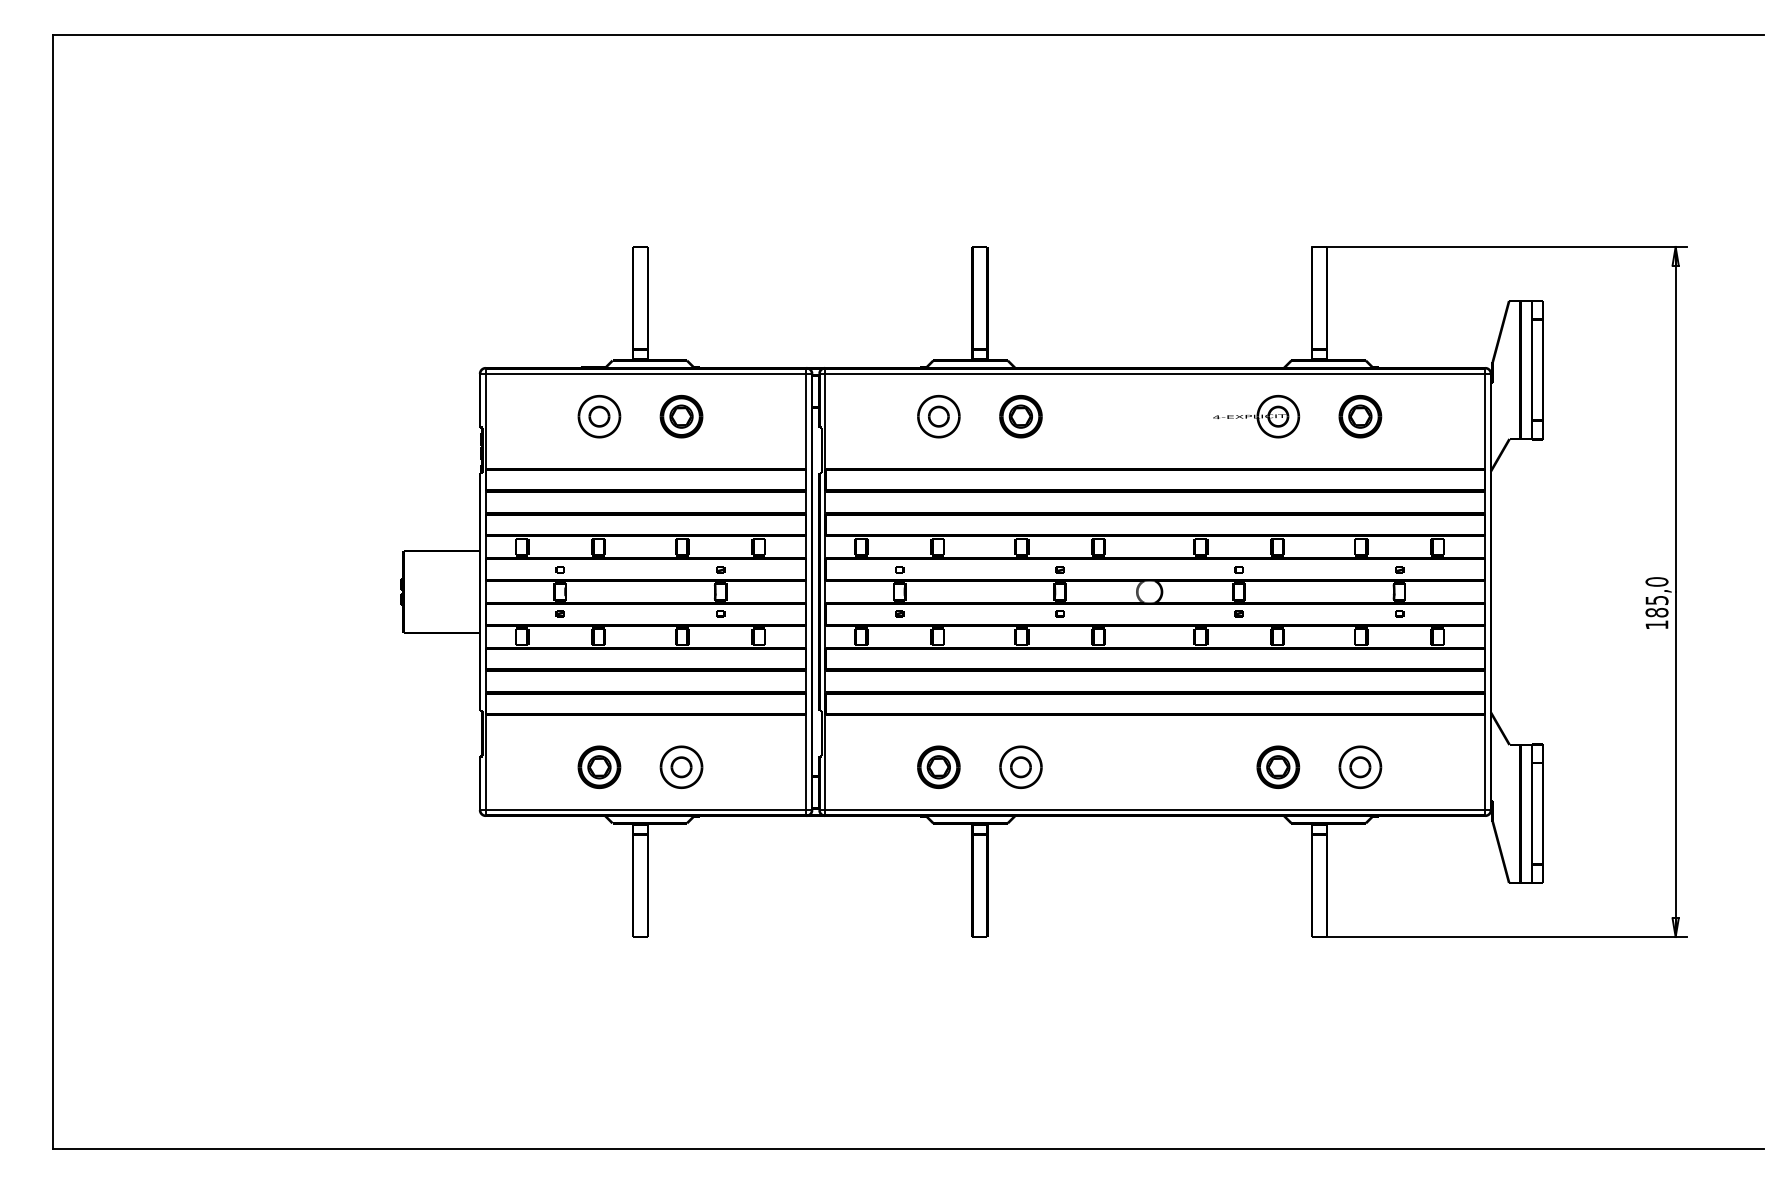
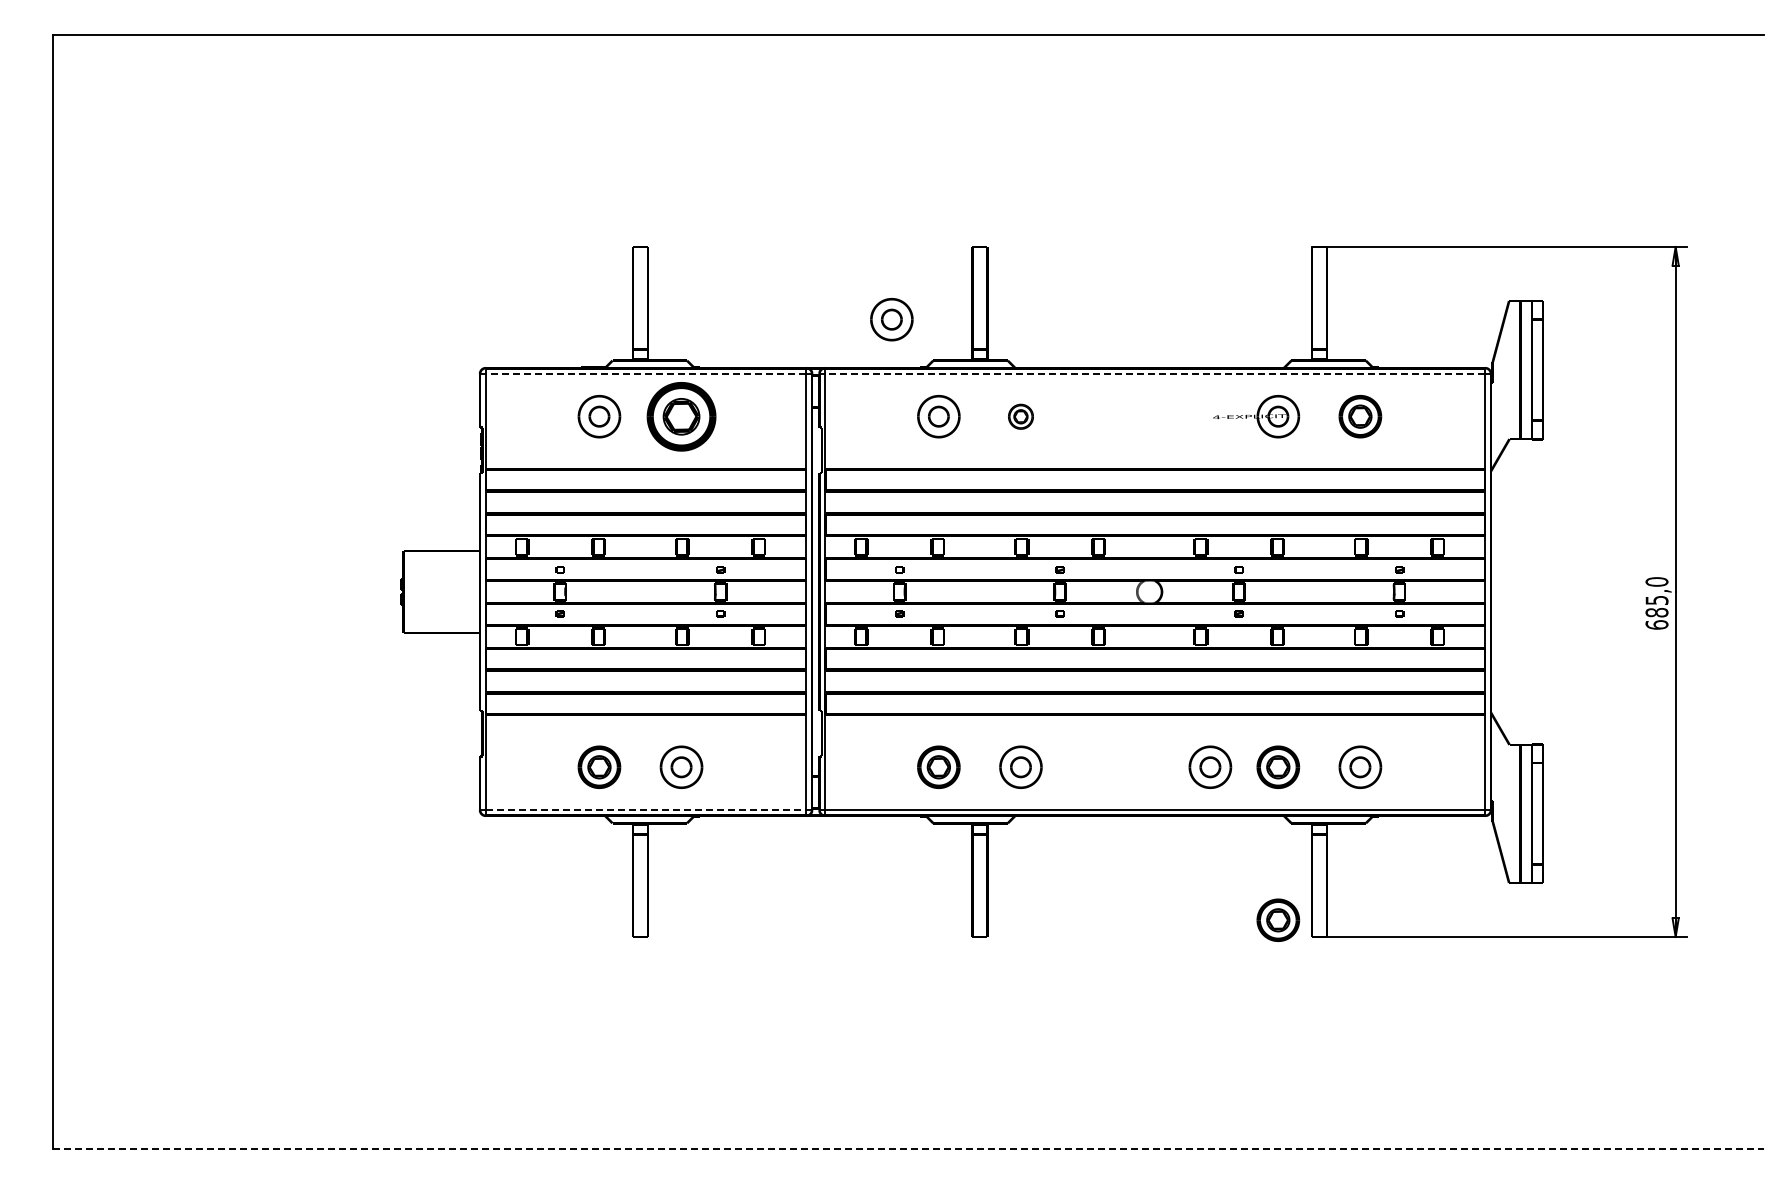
part: none -> present (891, 319)
line: solid -> dashed (645, 373)
line: solid -> dashed (1154, 373)
part size: 45x45 px -> 71x70 px (681, 416)
part size: 44x44 px -> 26x27 px (1020, 416)
text: 185,0 -> 685,0 (1656, 624)
part: none -> present (1210, 766)
line: solid -> dashed (646, 810)
part: none -> present (1278, 919)
line: solid -> dashed (908, 1148)
